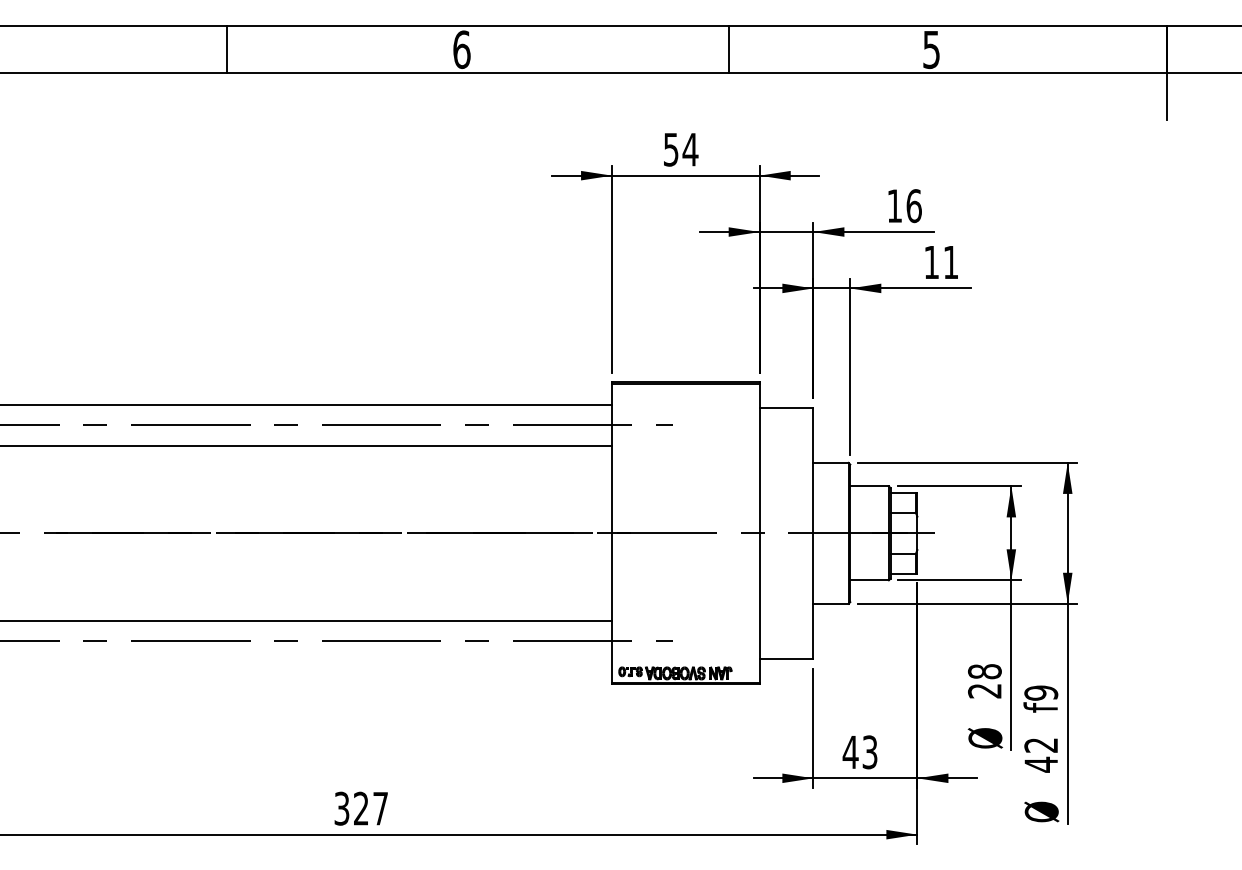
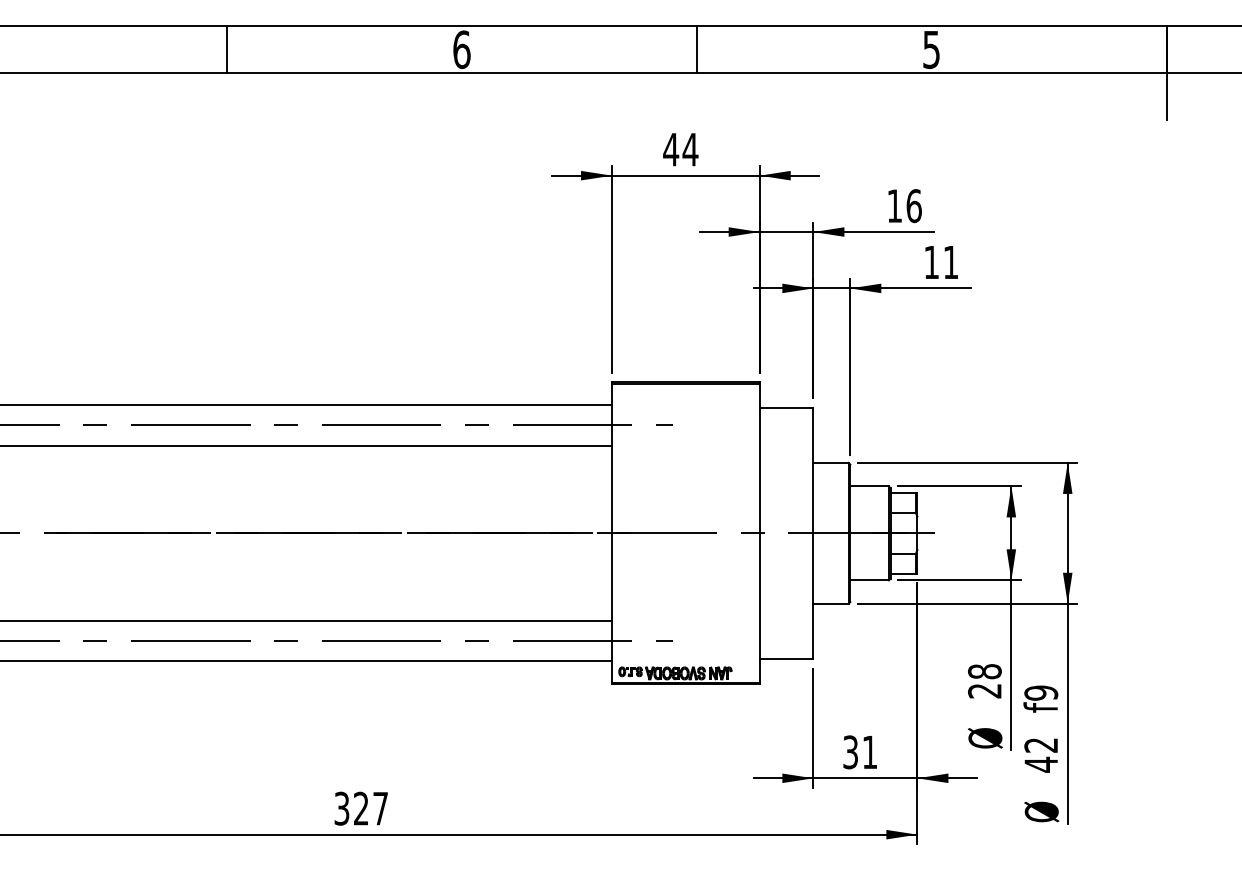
line position: (729, 48) -> (697, 48) (697, 48)
text: 54 -> 44 (671, 149)
line: none -> present (307, 661)
text: 43 -> 31 (859, 752)
